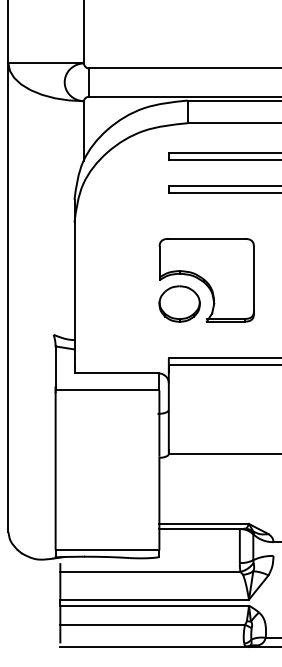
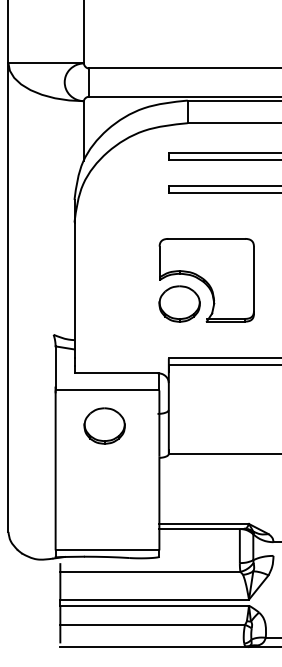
part: none -> present (104, 425)
